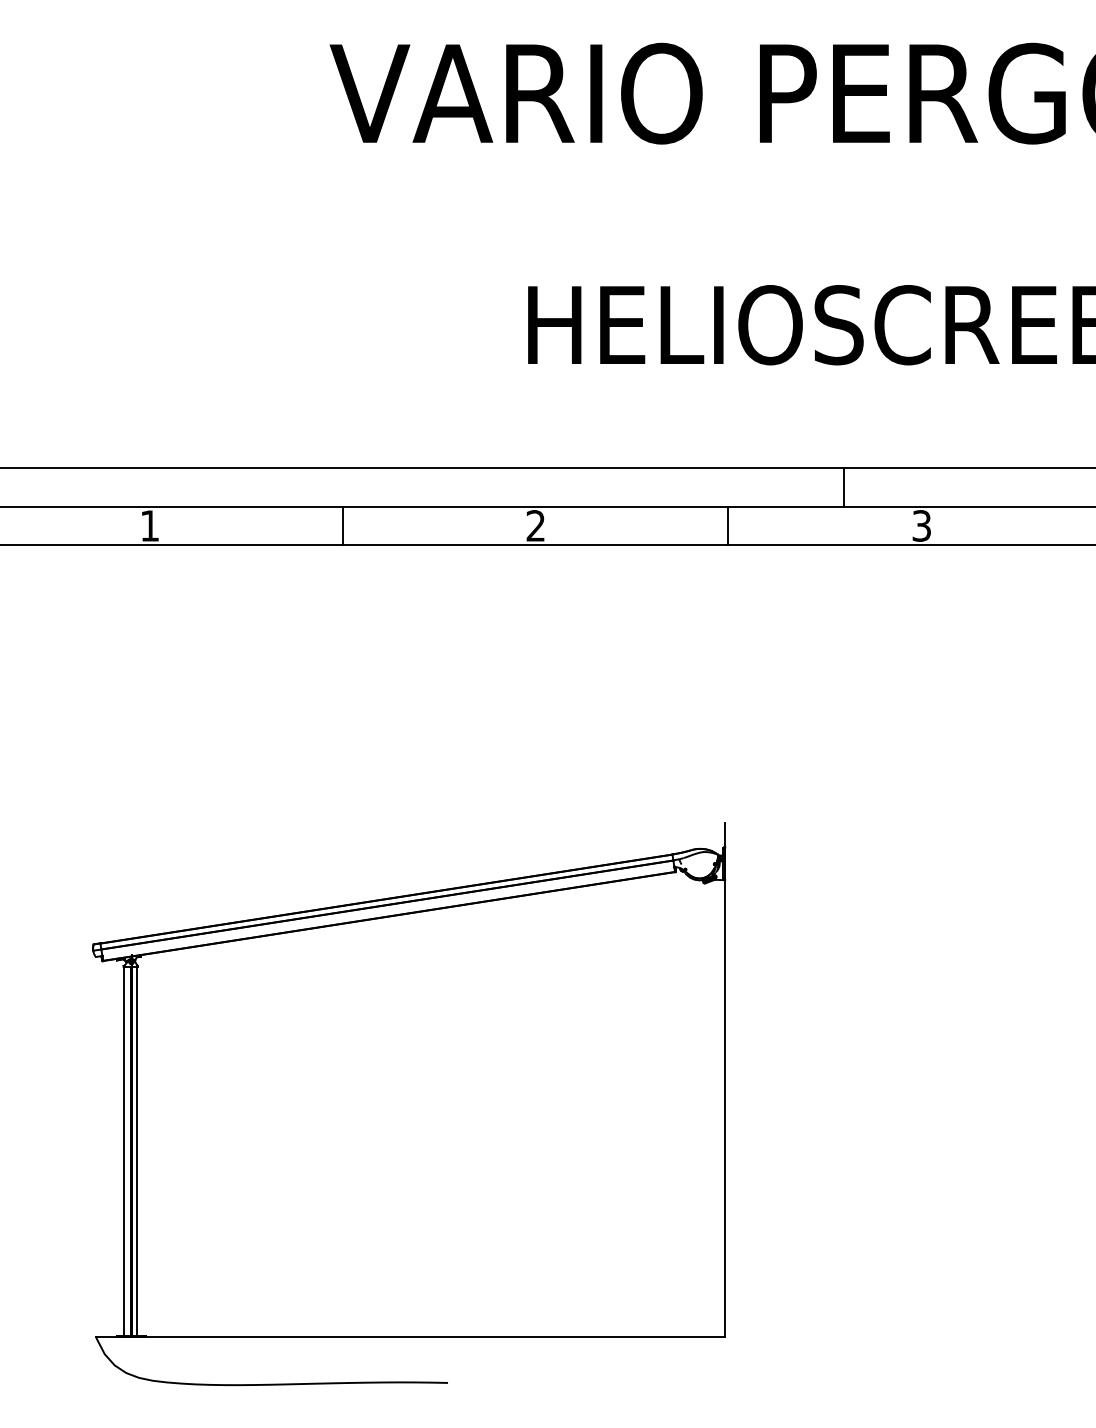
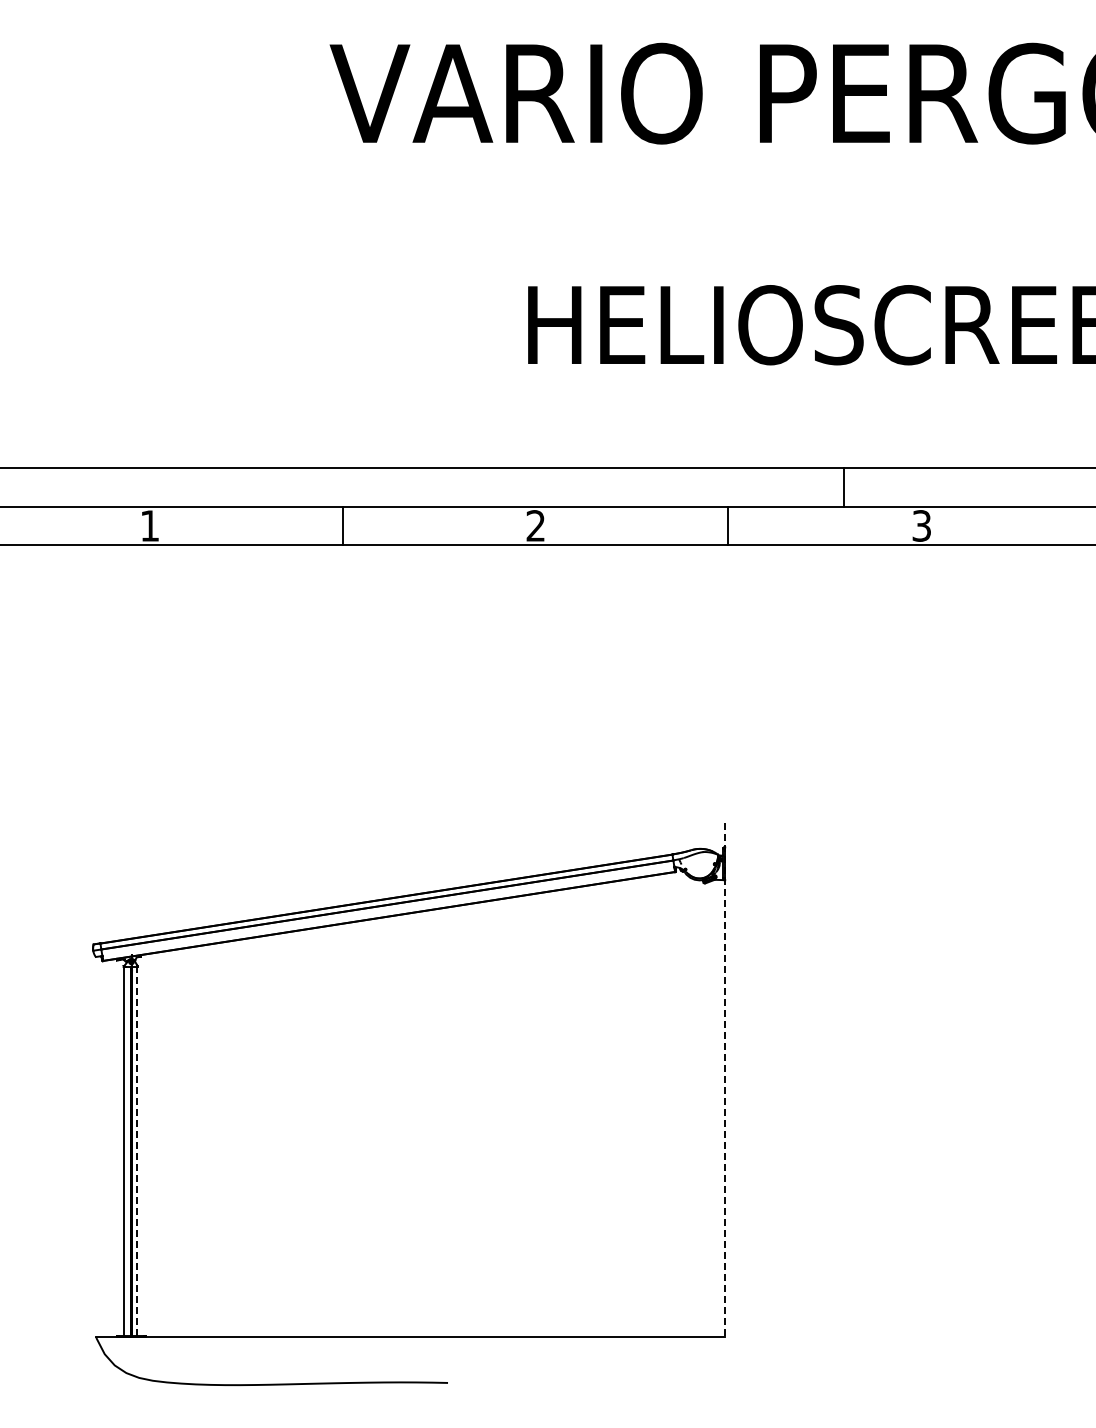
line: solid -> dashed (725, 1080)
line: solid -> dashed (137, 1150)
